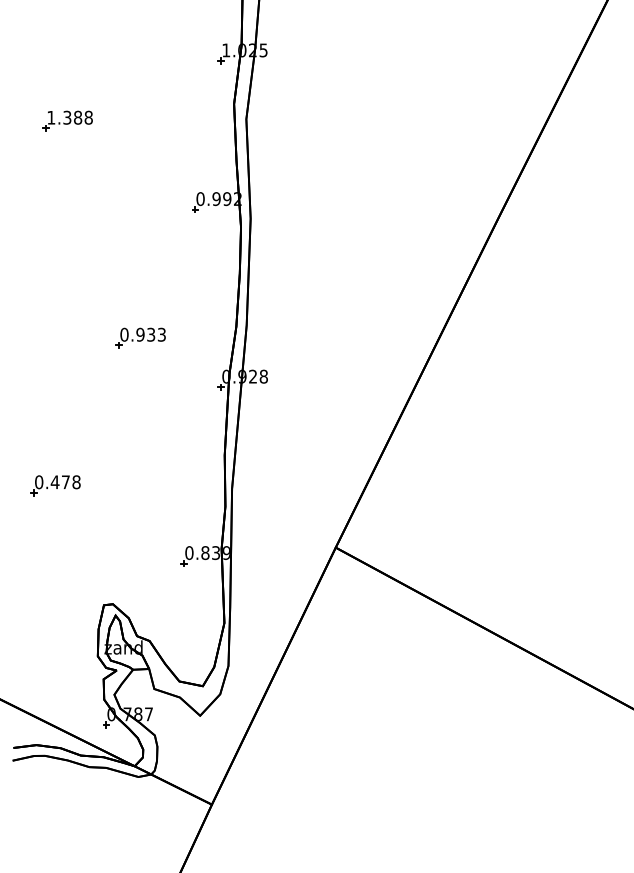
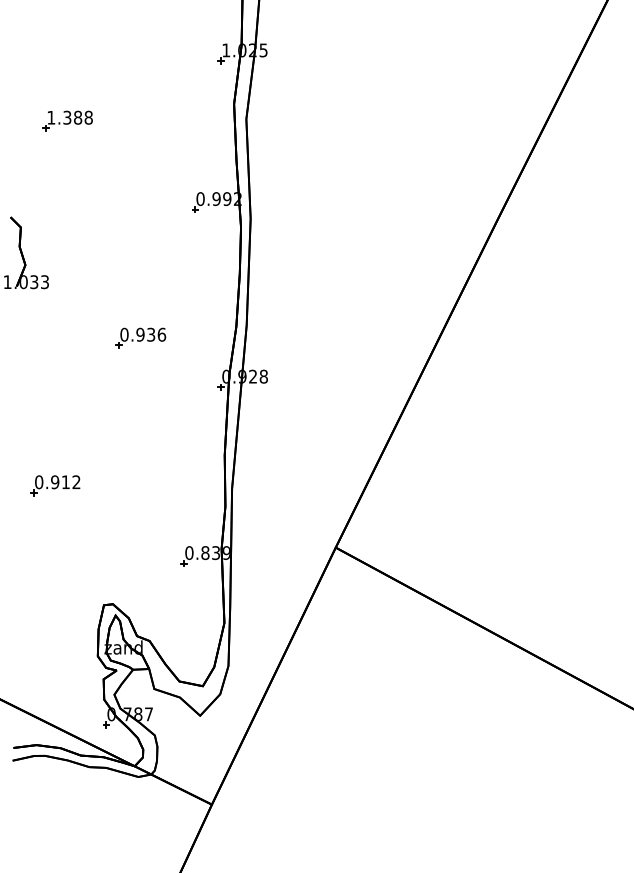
part: none -> present (26, 252)
text: 0.933 -> 0.936 (161, 334)
text: 0.478 -> 0.912 (65, 482)
